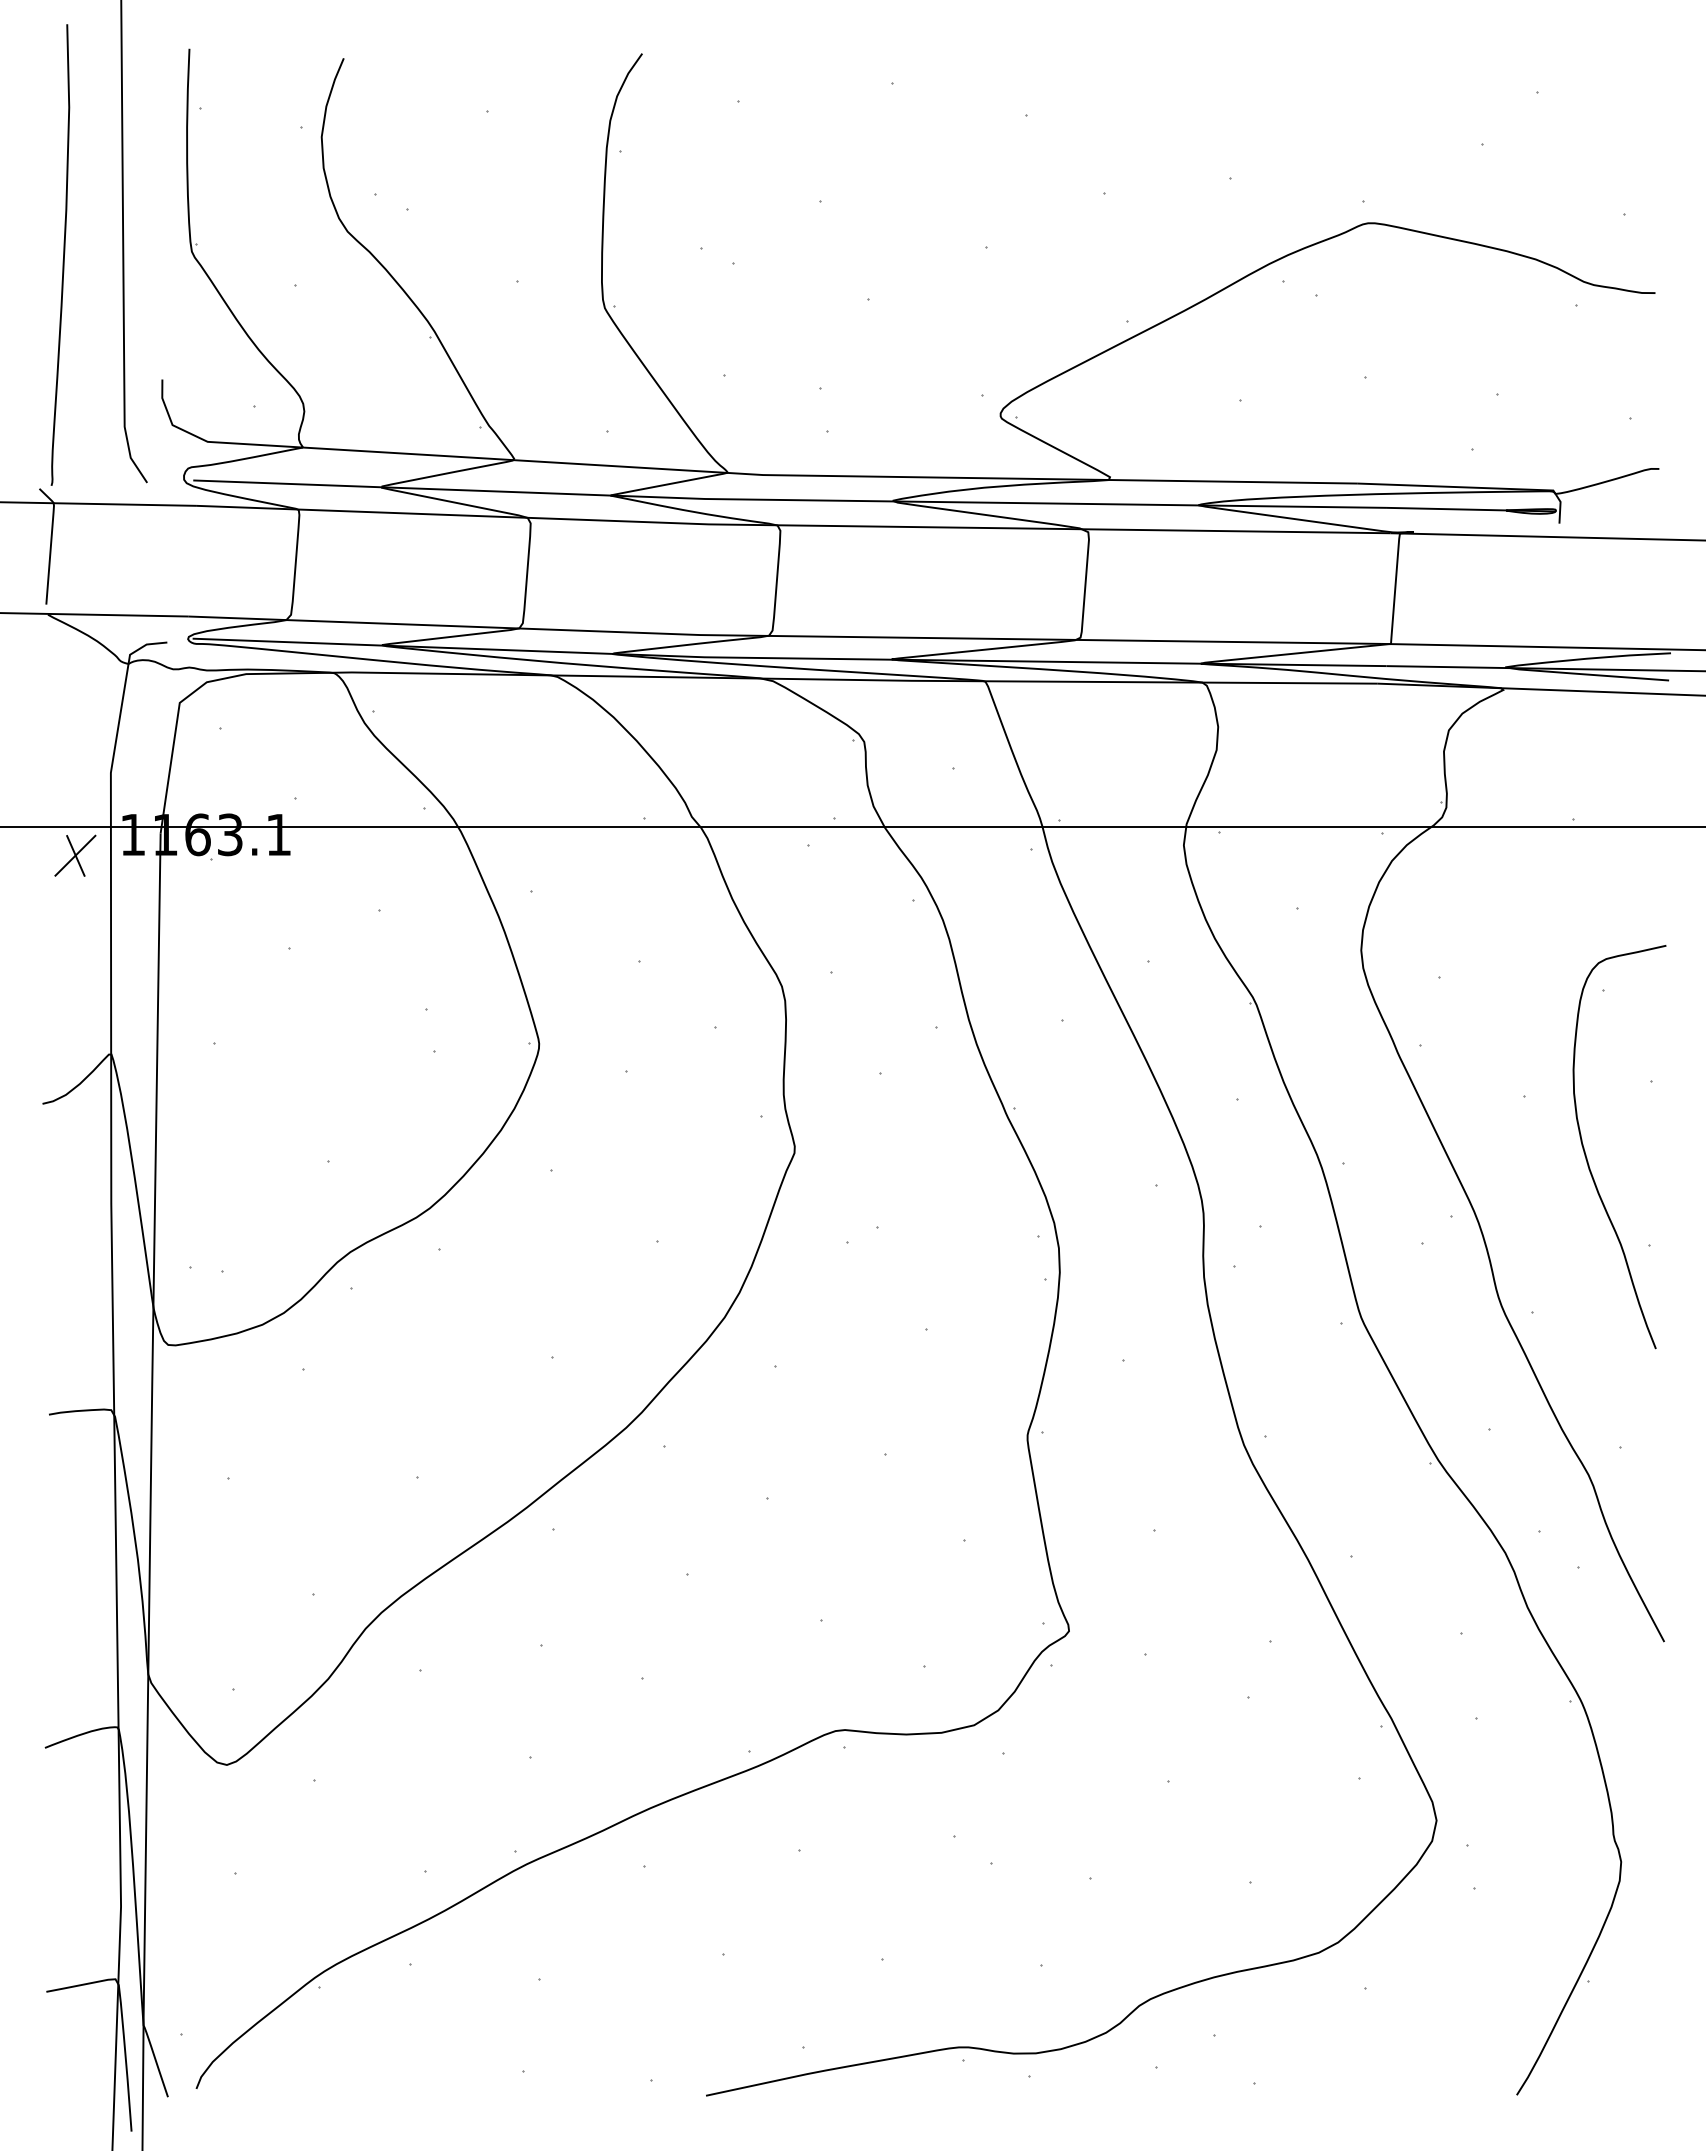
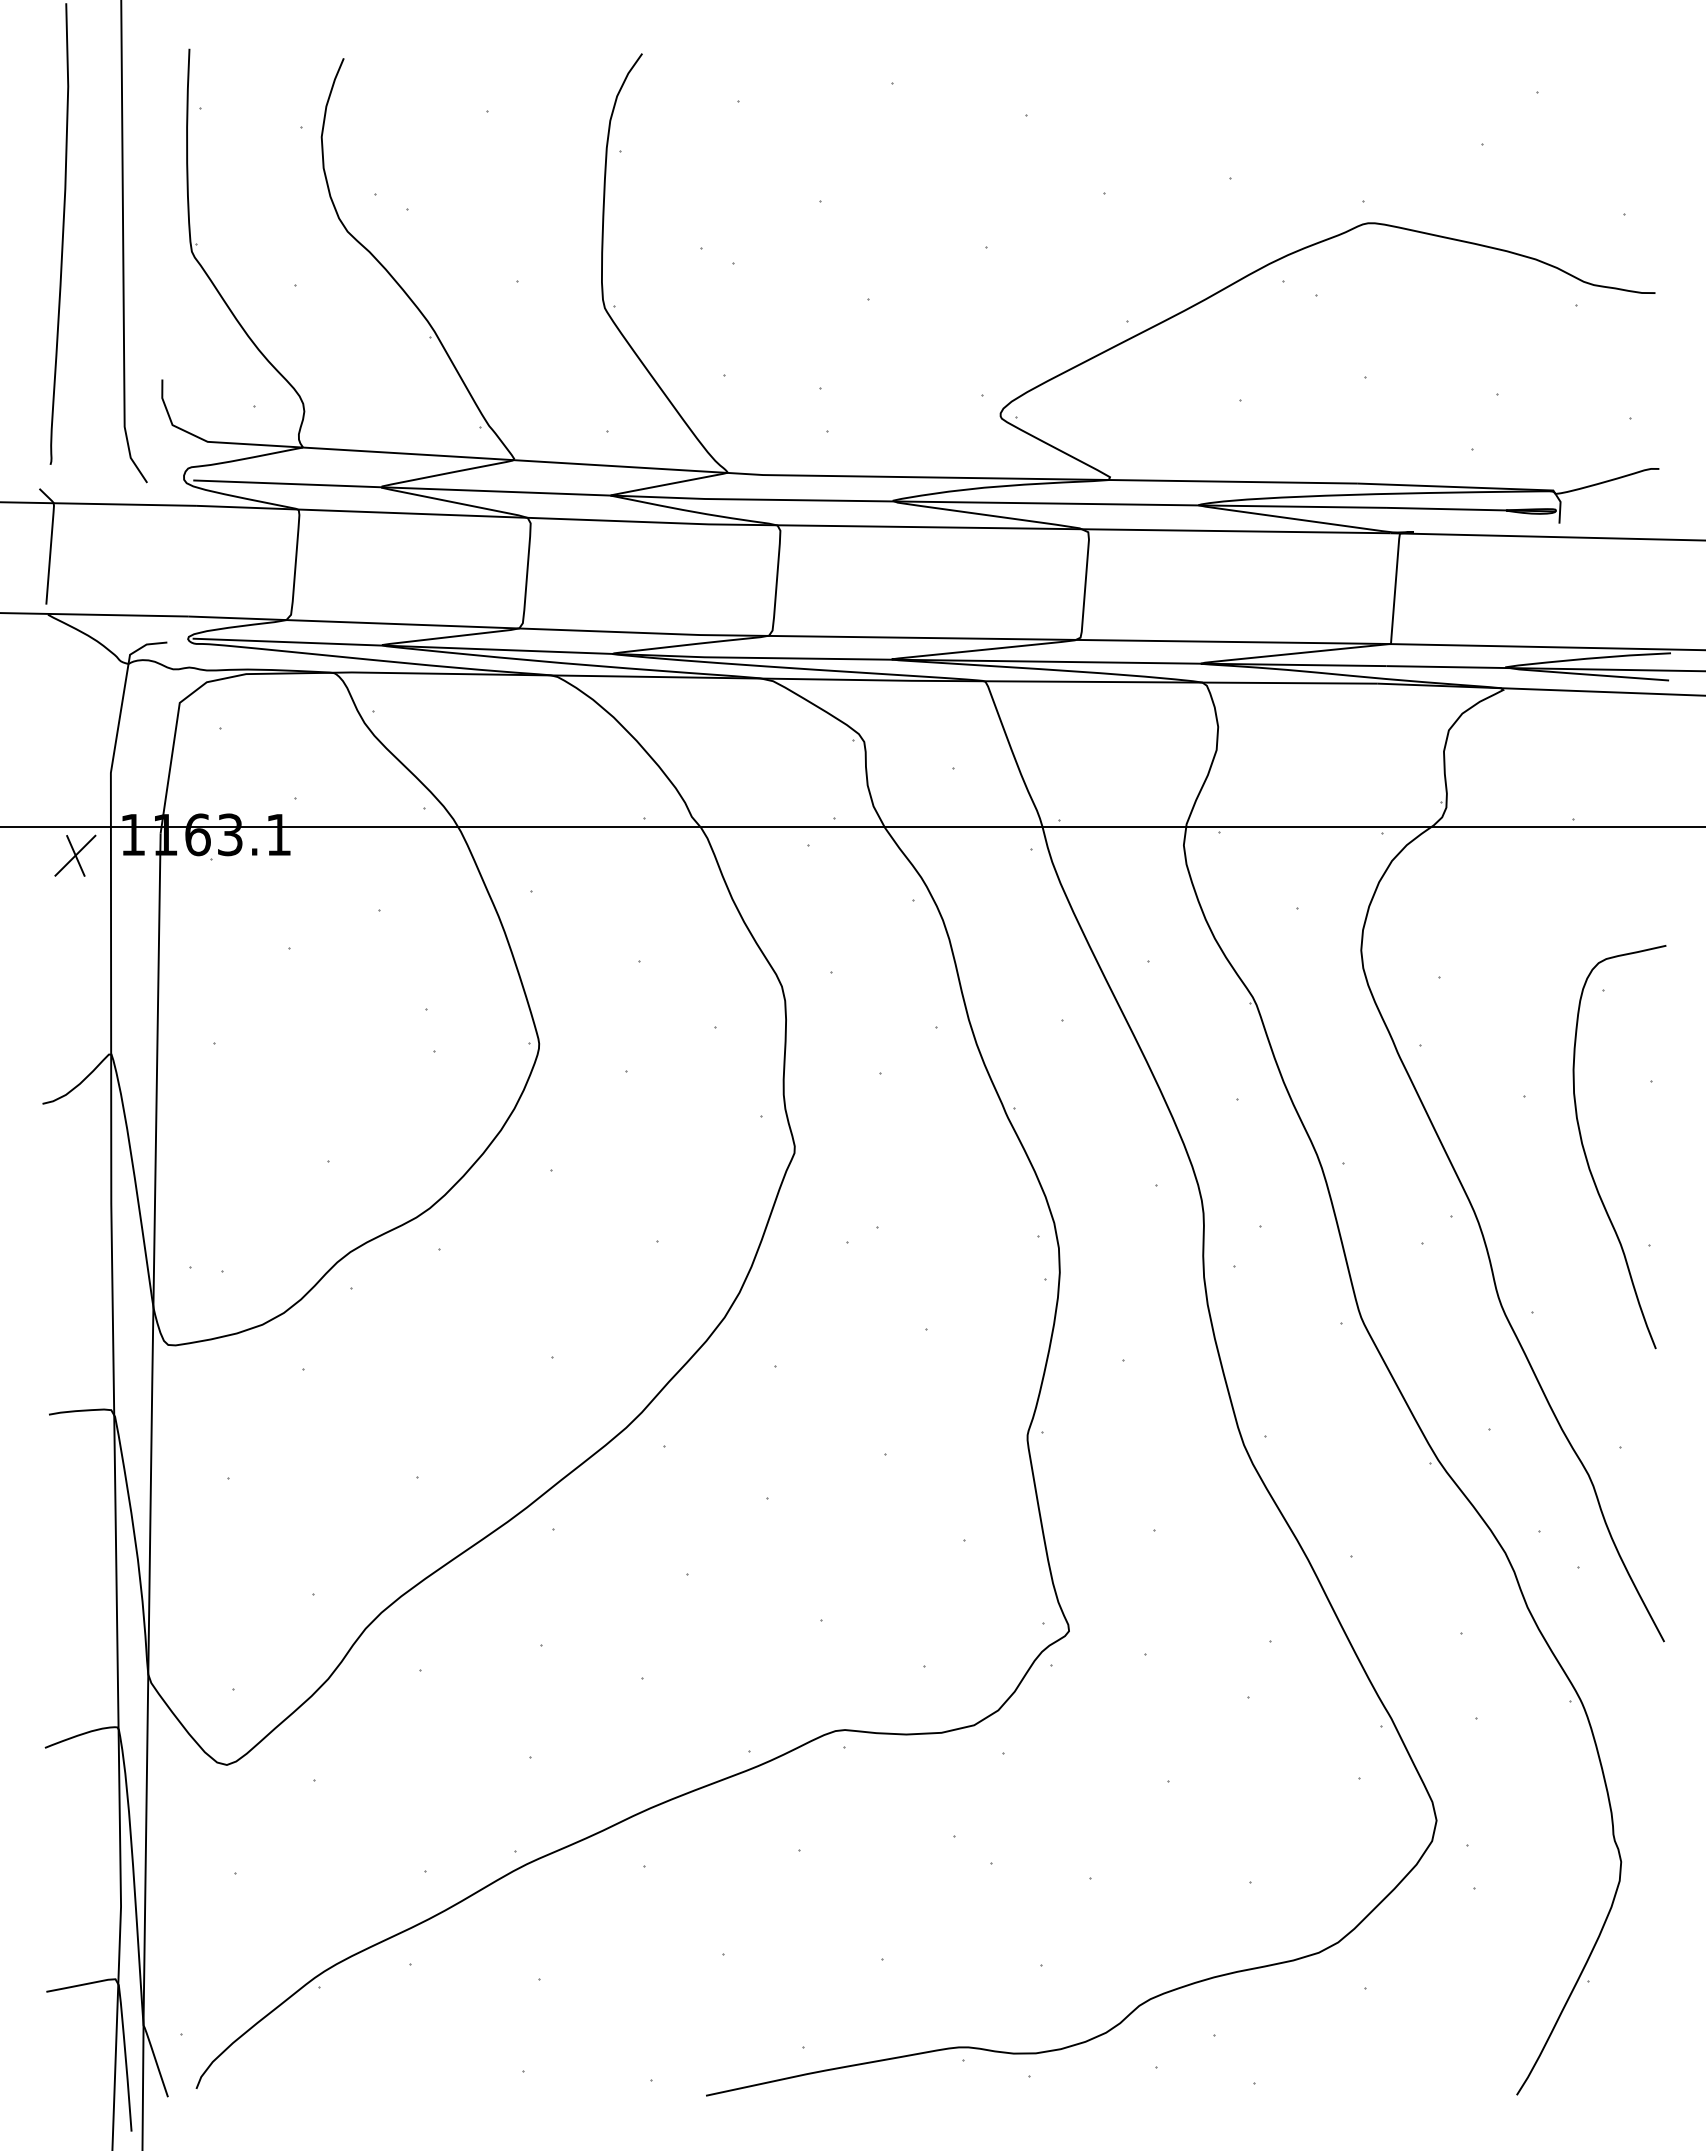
curve position: (63, 254) -> (62, 233) (62, 233)
